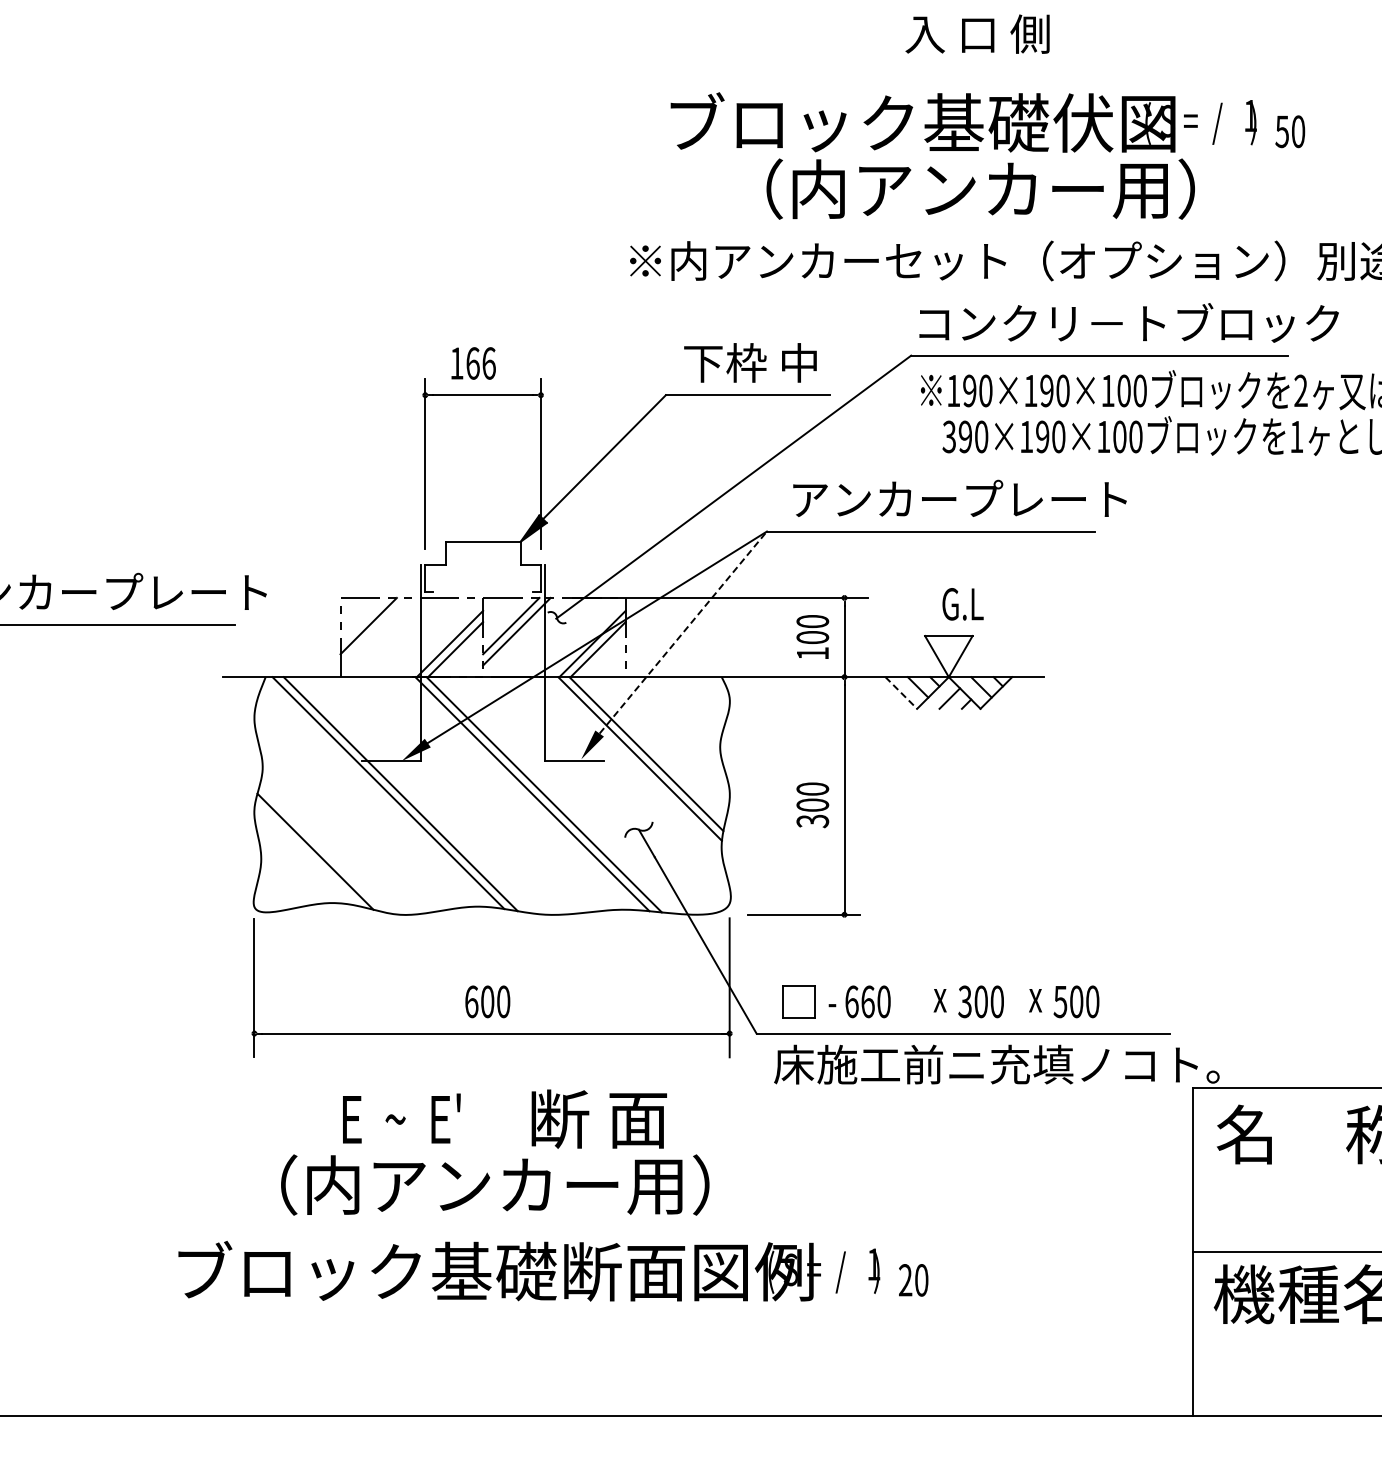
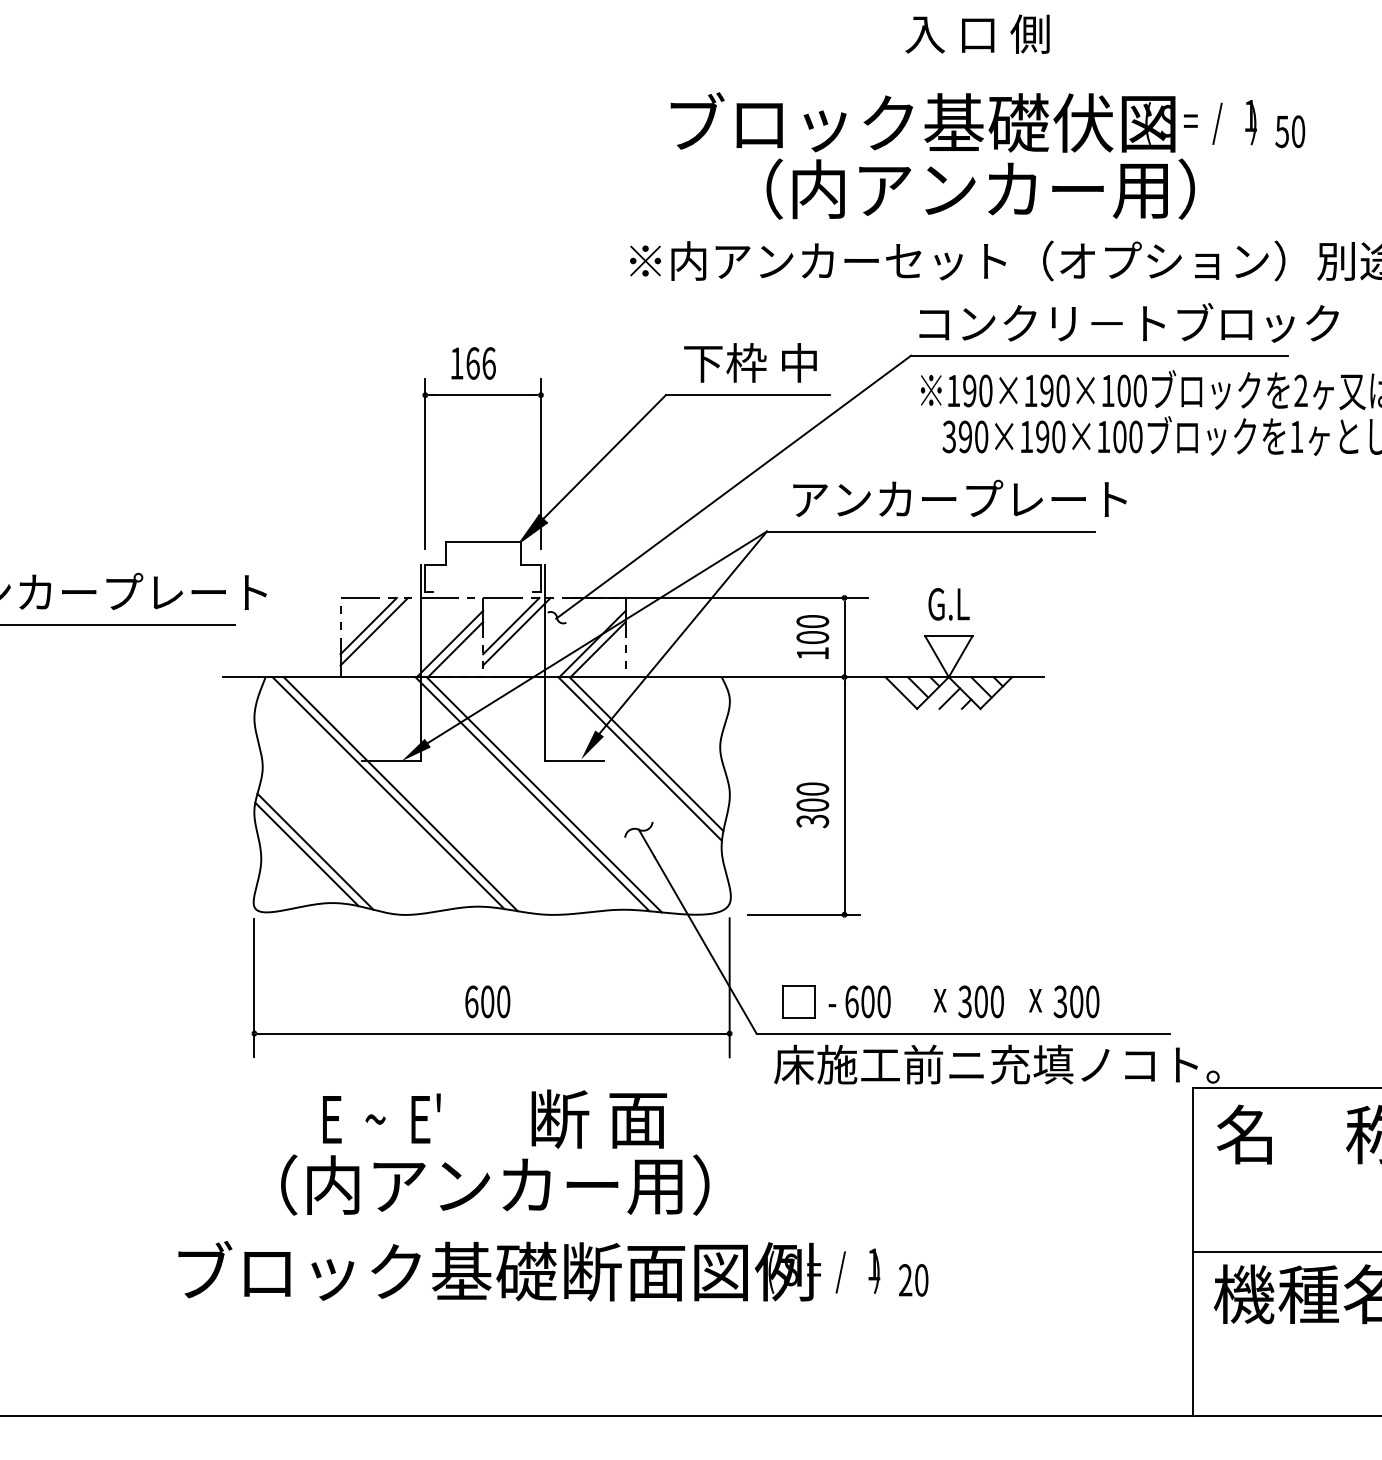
text position: (962, 604) -> (948, 604) (948, 604)
line: none -> present (374, 631)
line: dashed -> solid (683, 632)
line: dashed -> solid (901, 693)
line: none -> present (306, 854)
text: 660 -> 600 (867, 1001)
text: 500 -> 300 (1060, 1001)
text position: (401, 1118) -> (381, 1118) (381, 1118)
